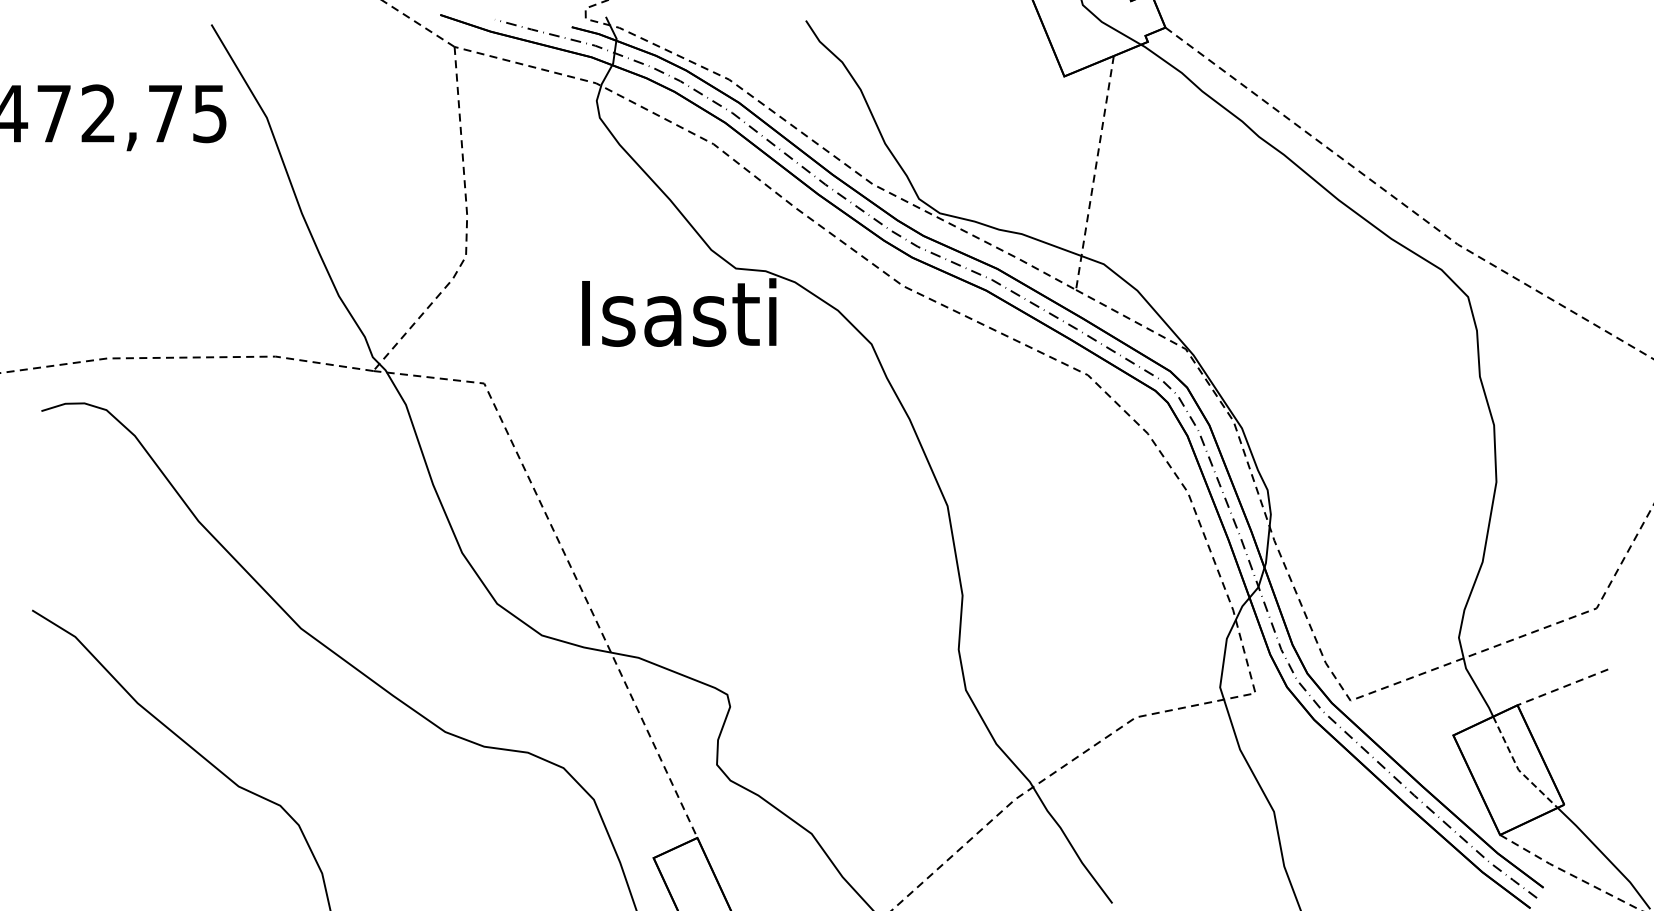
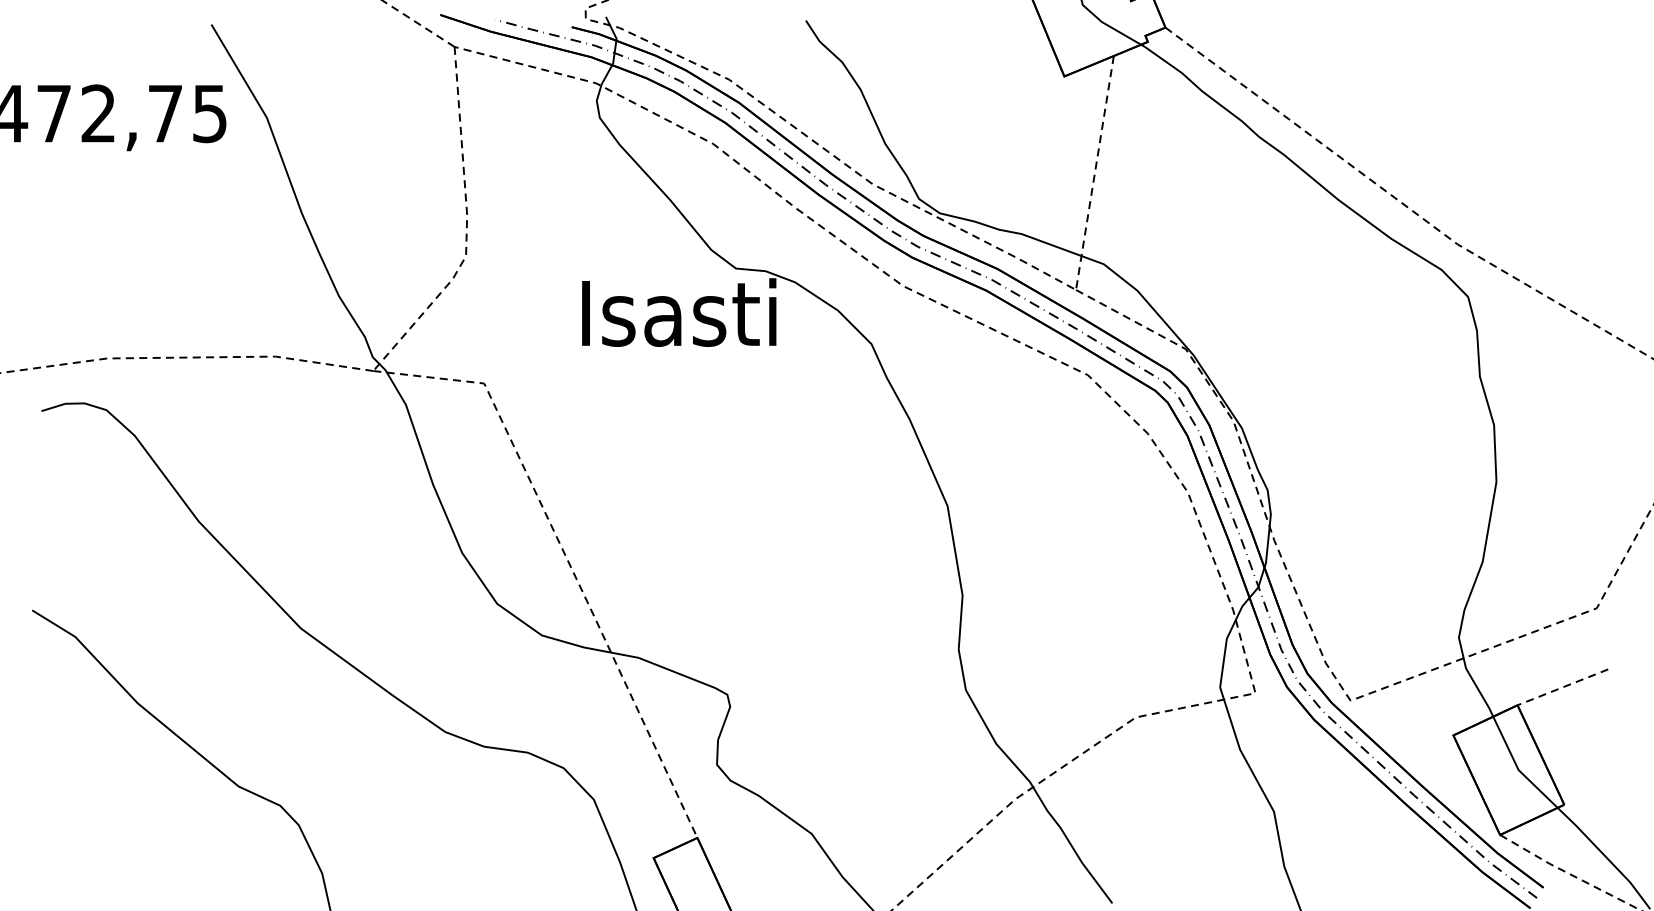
line: dashed -> solid (1517, 768)
